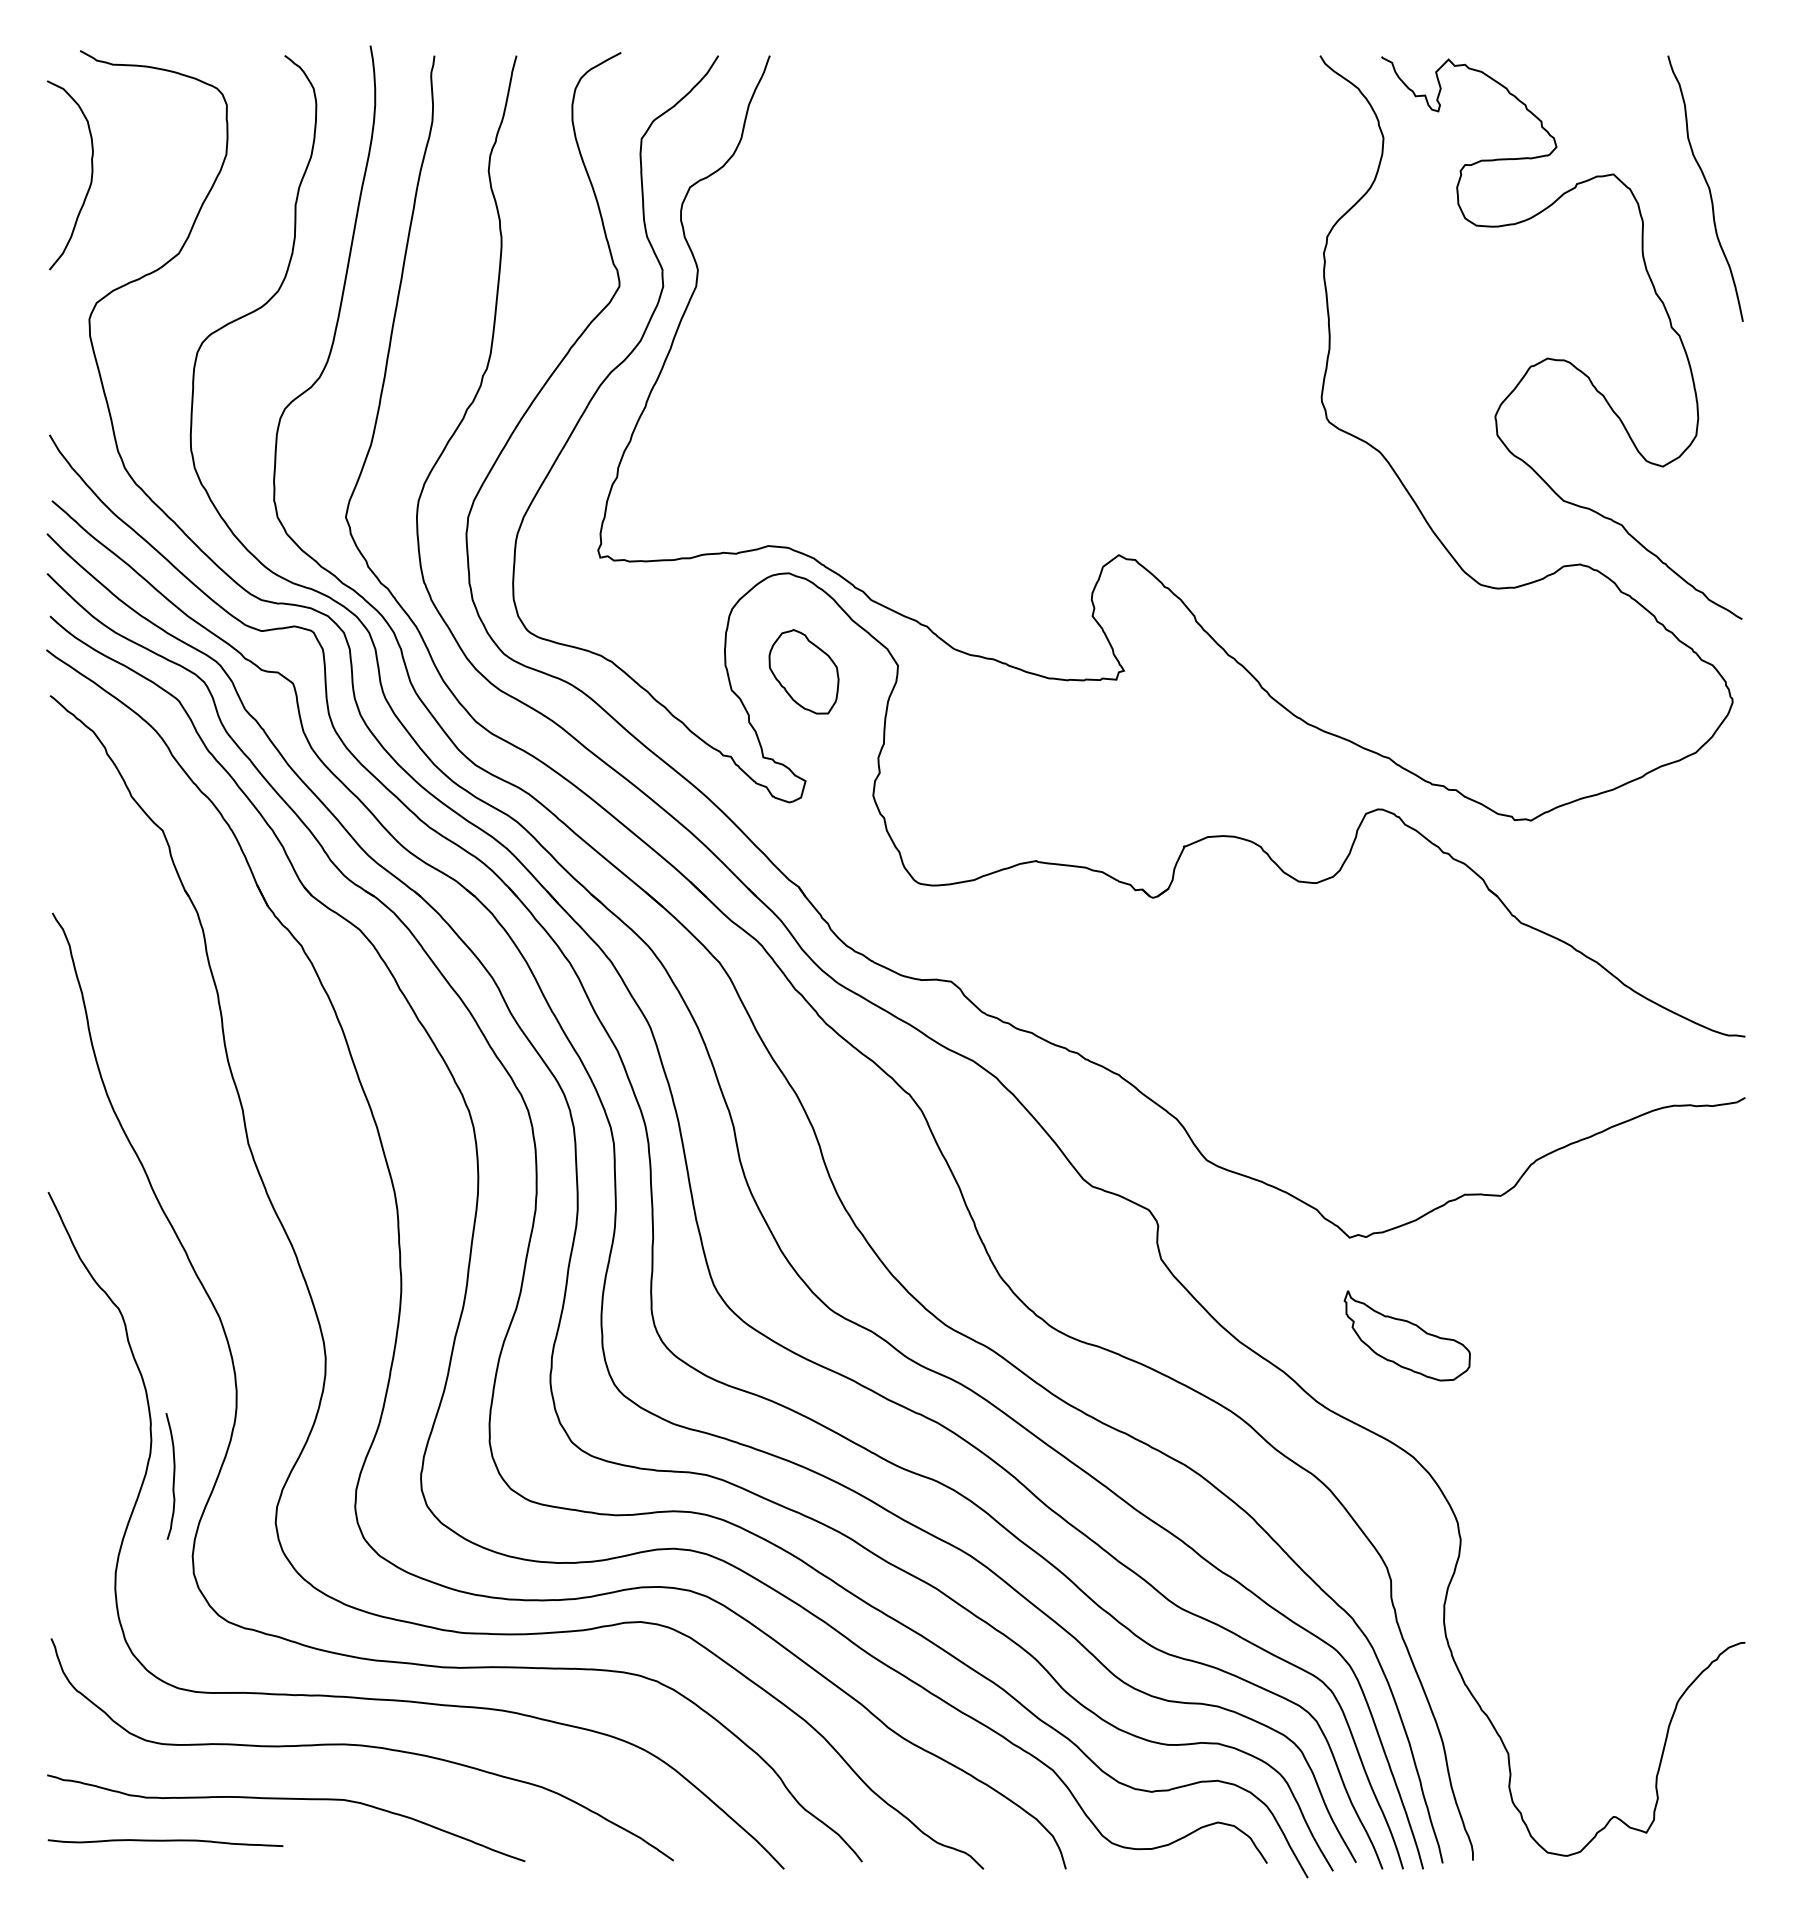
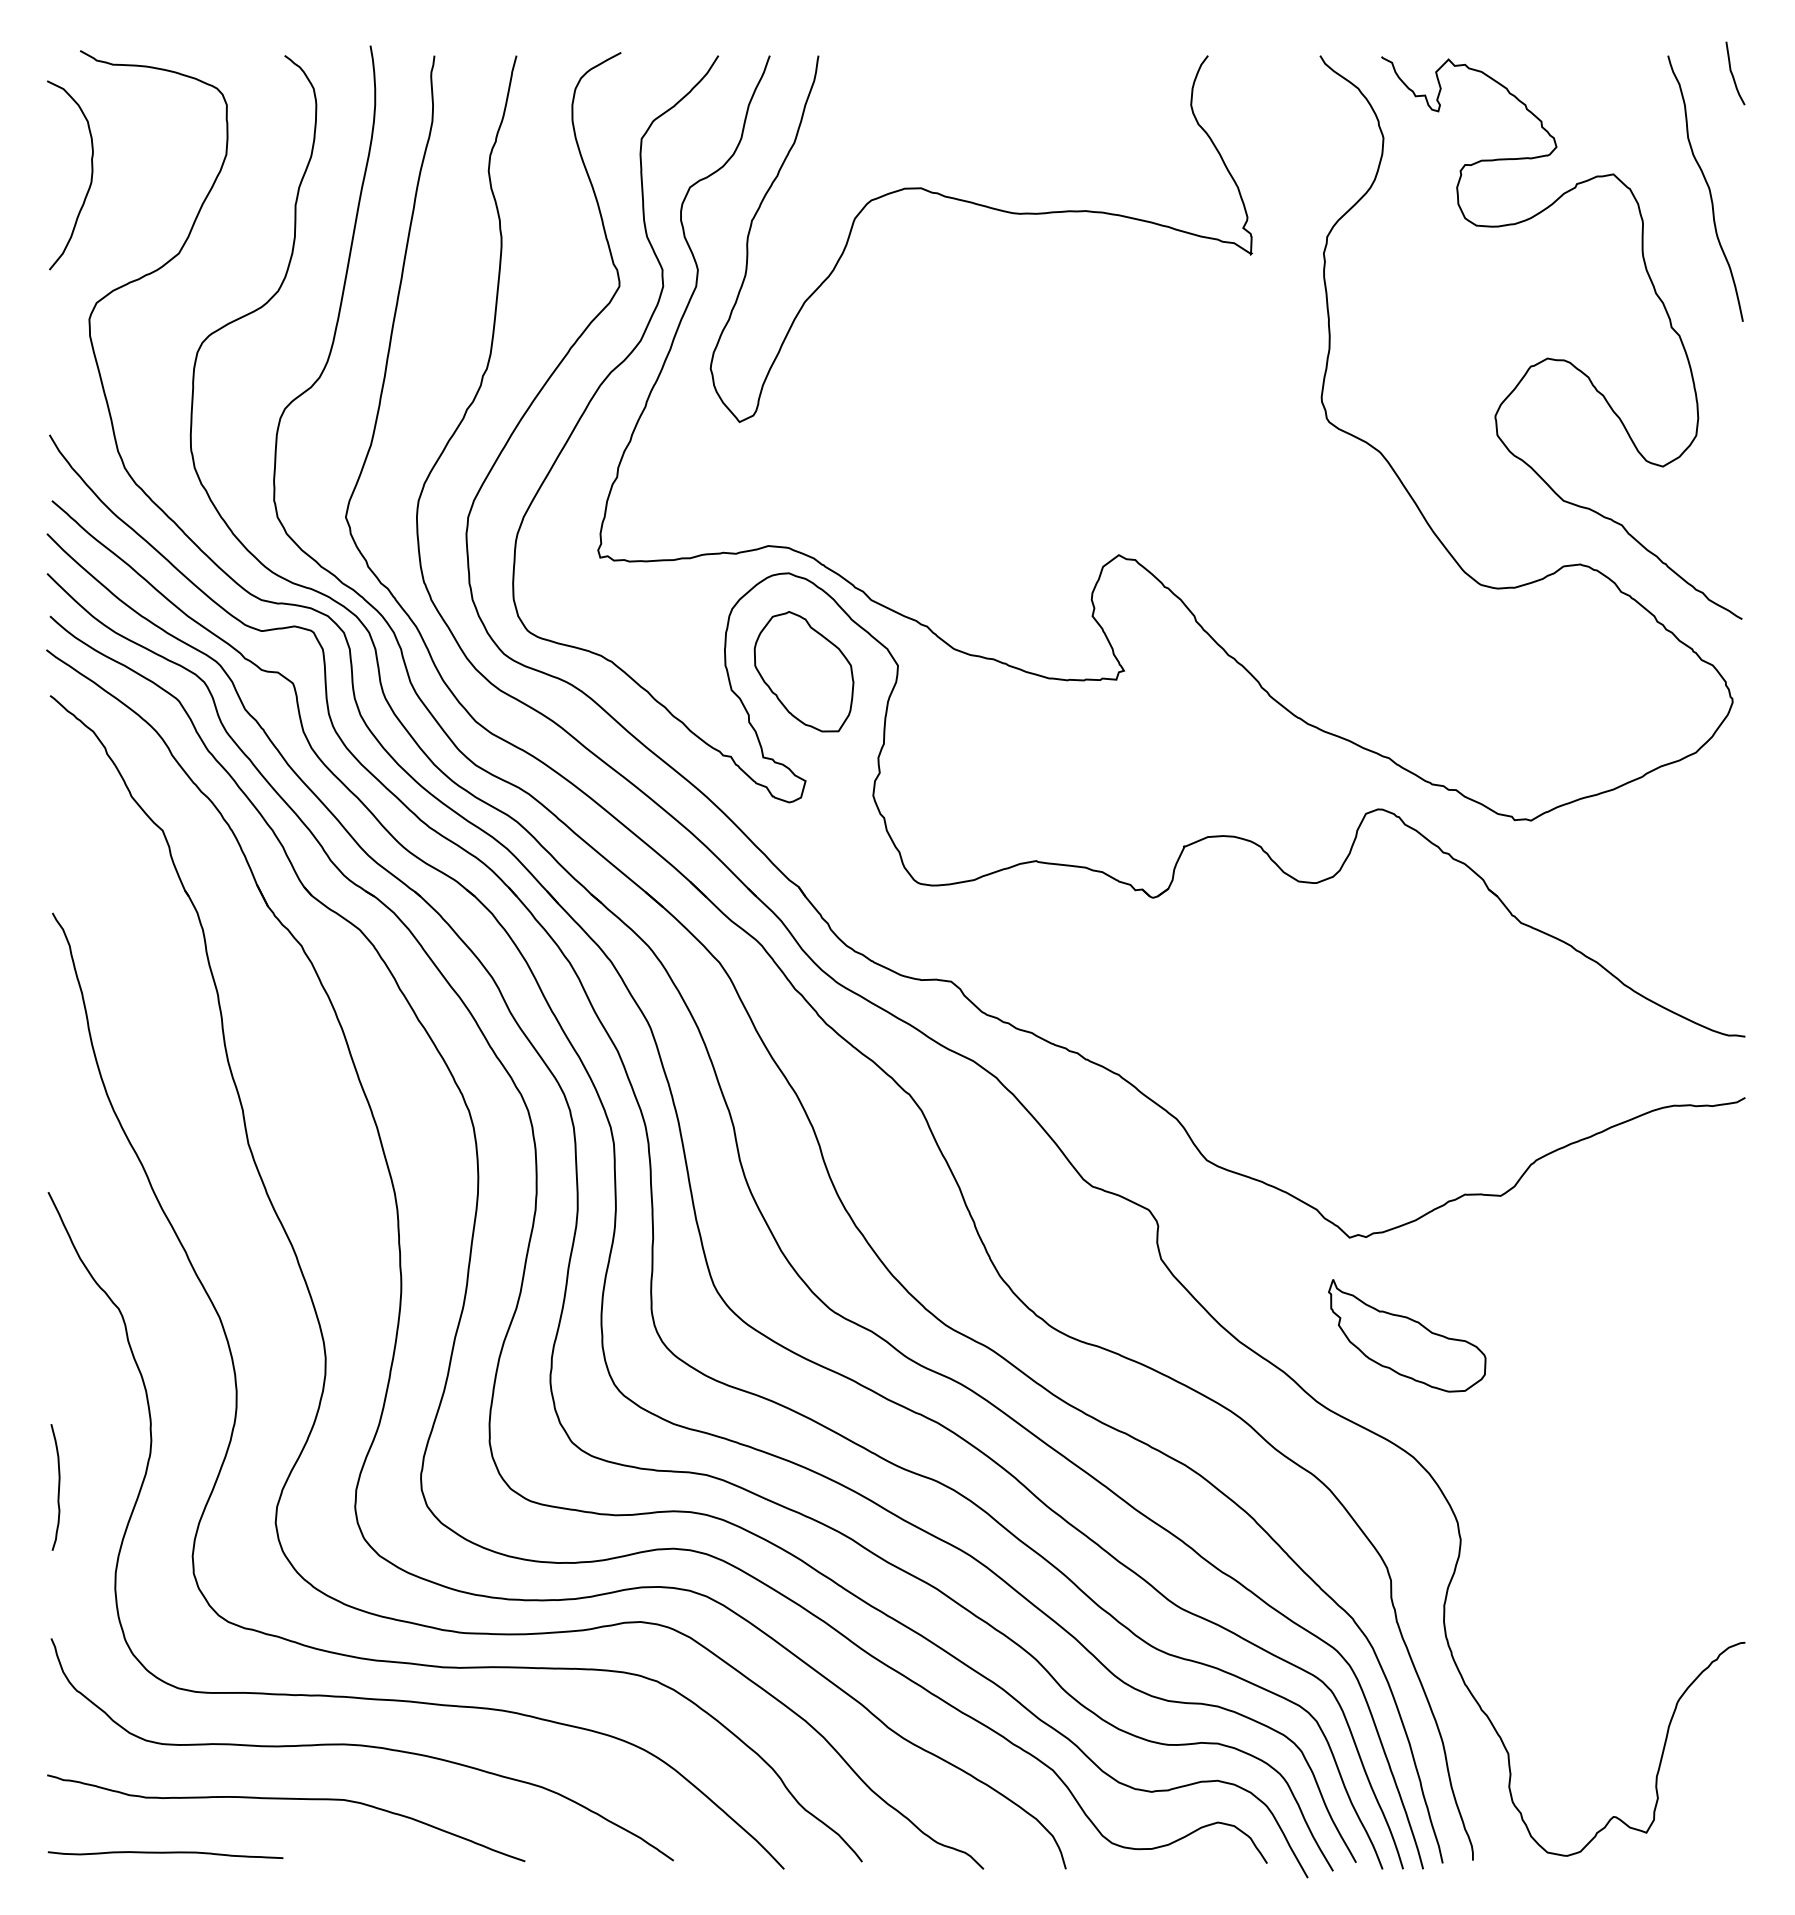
curve: none -> present (1733, 74)
curve: none -> present (991, 209)
part size: 72x86 px -> 102x122 px (803, 671)
part size: 128x92 px -> 159x114 px (1407, 1335)
curve position: (173, 1476) -> (58, 1487) (58, 1487)
curve position: (165, 1841) -> (165, 1853) (165, 1853)
